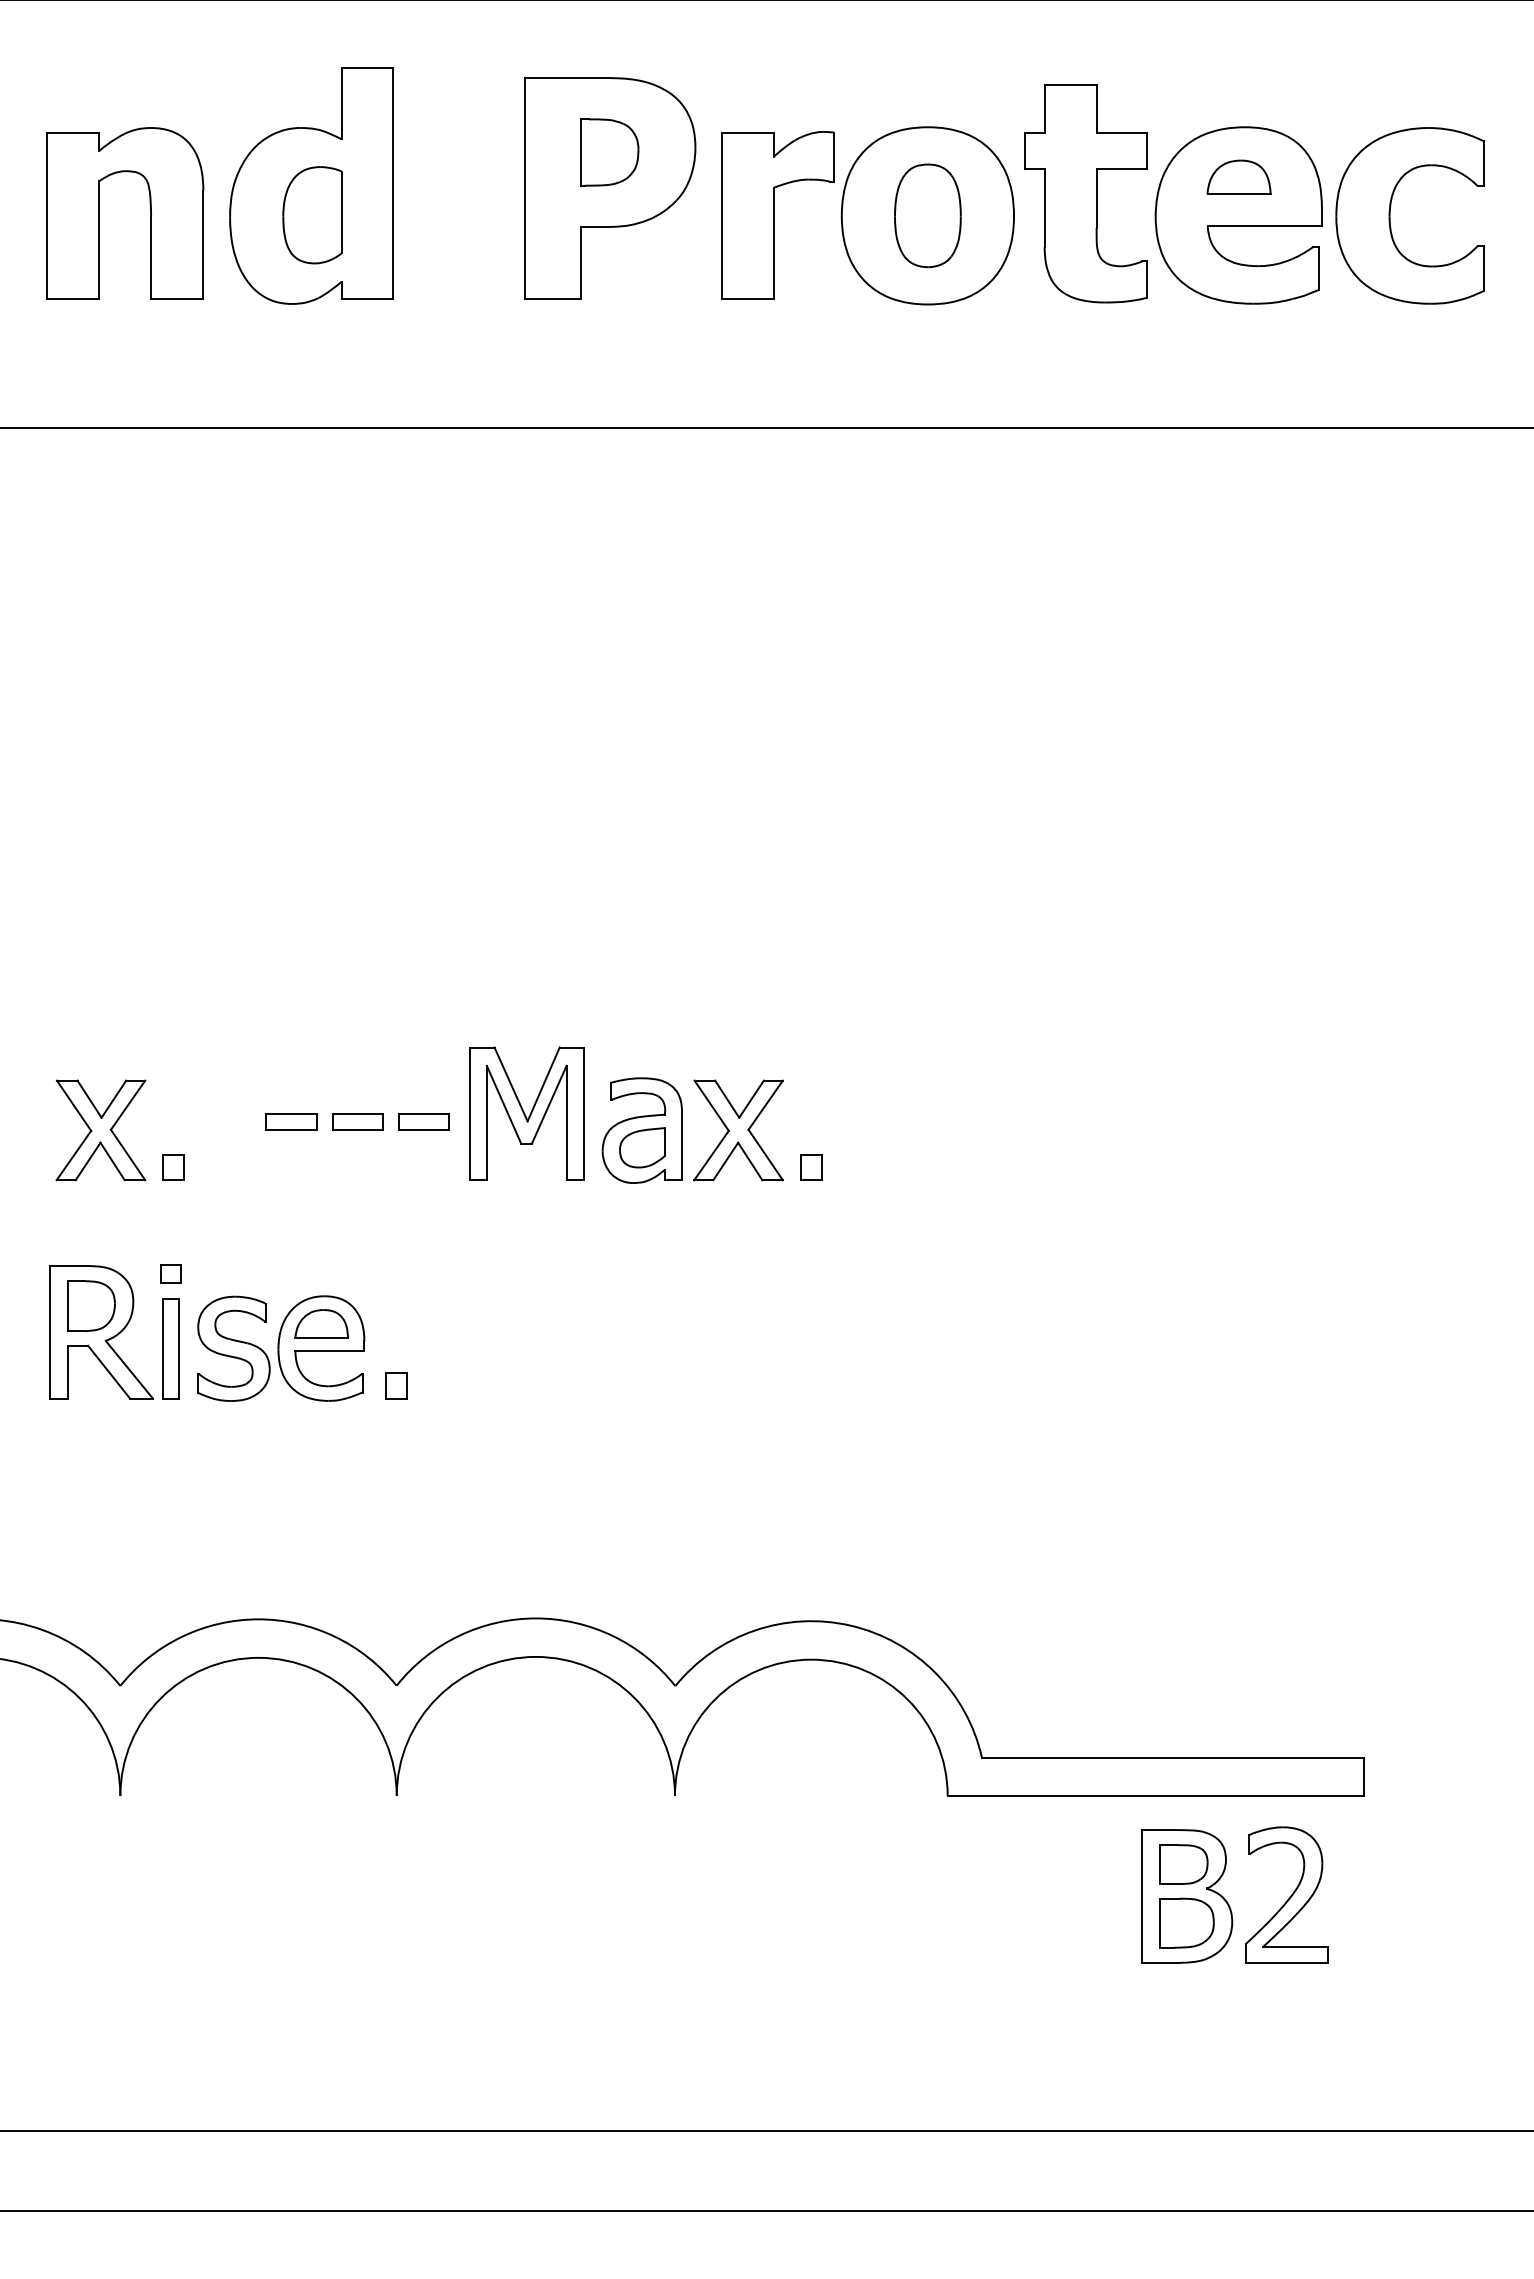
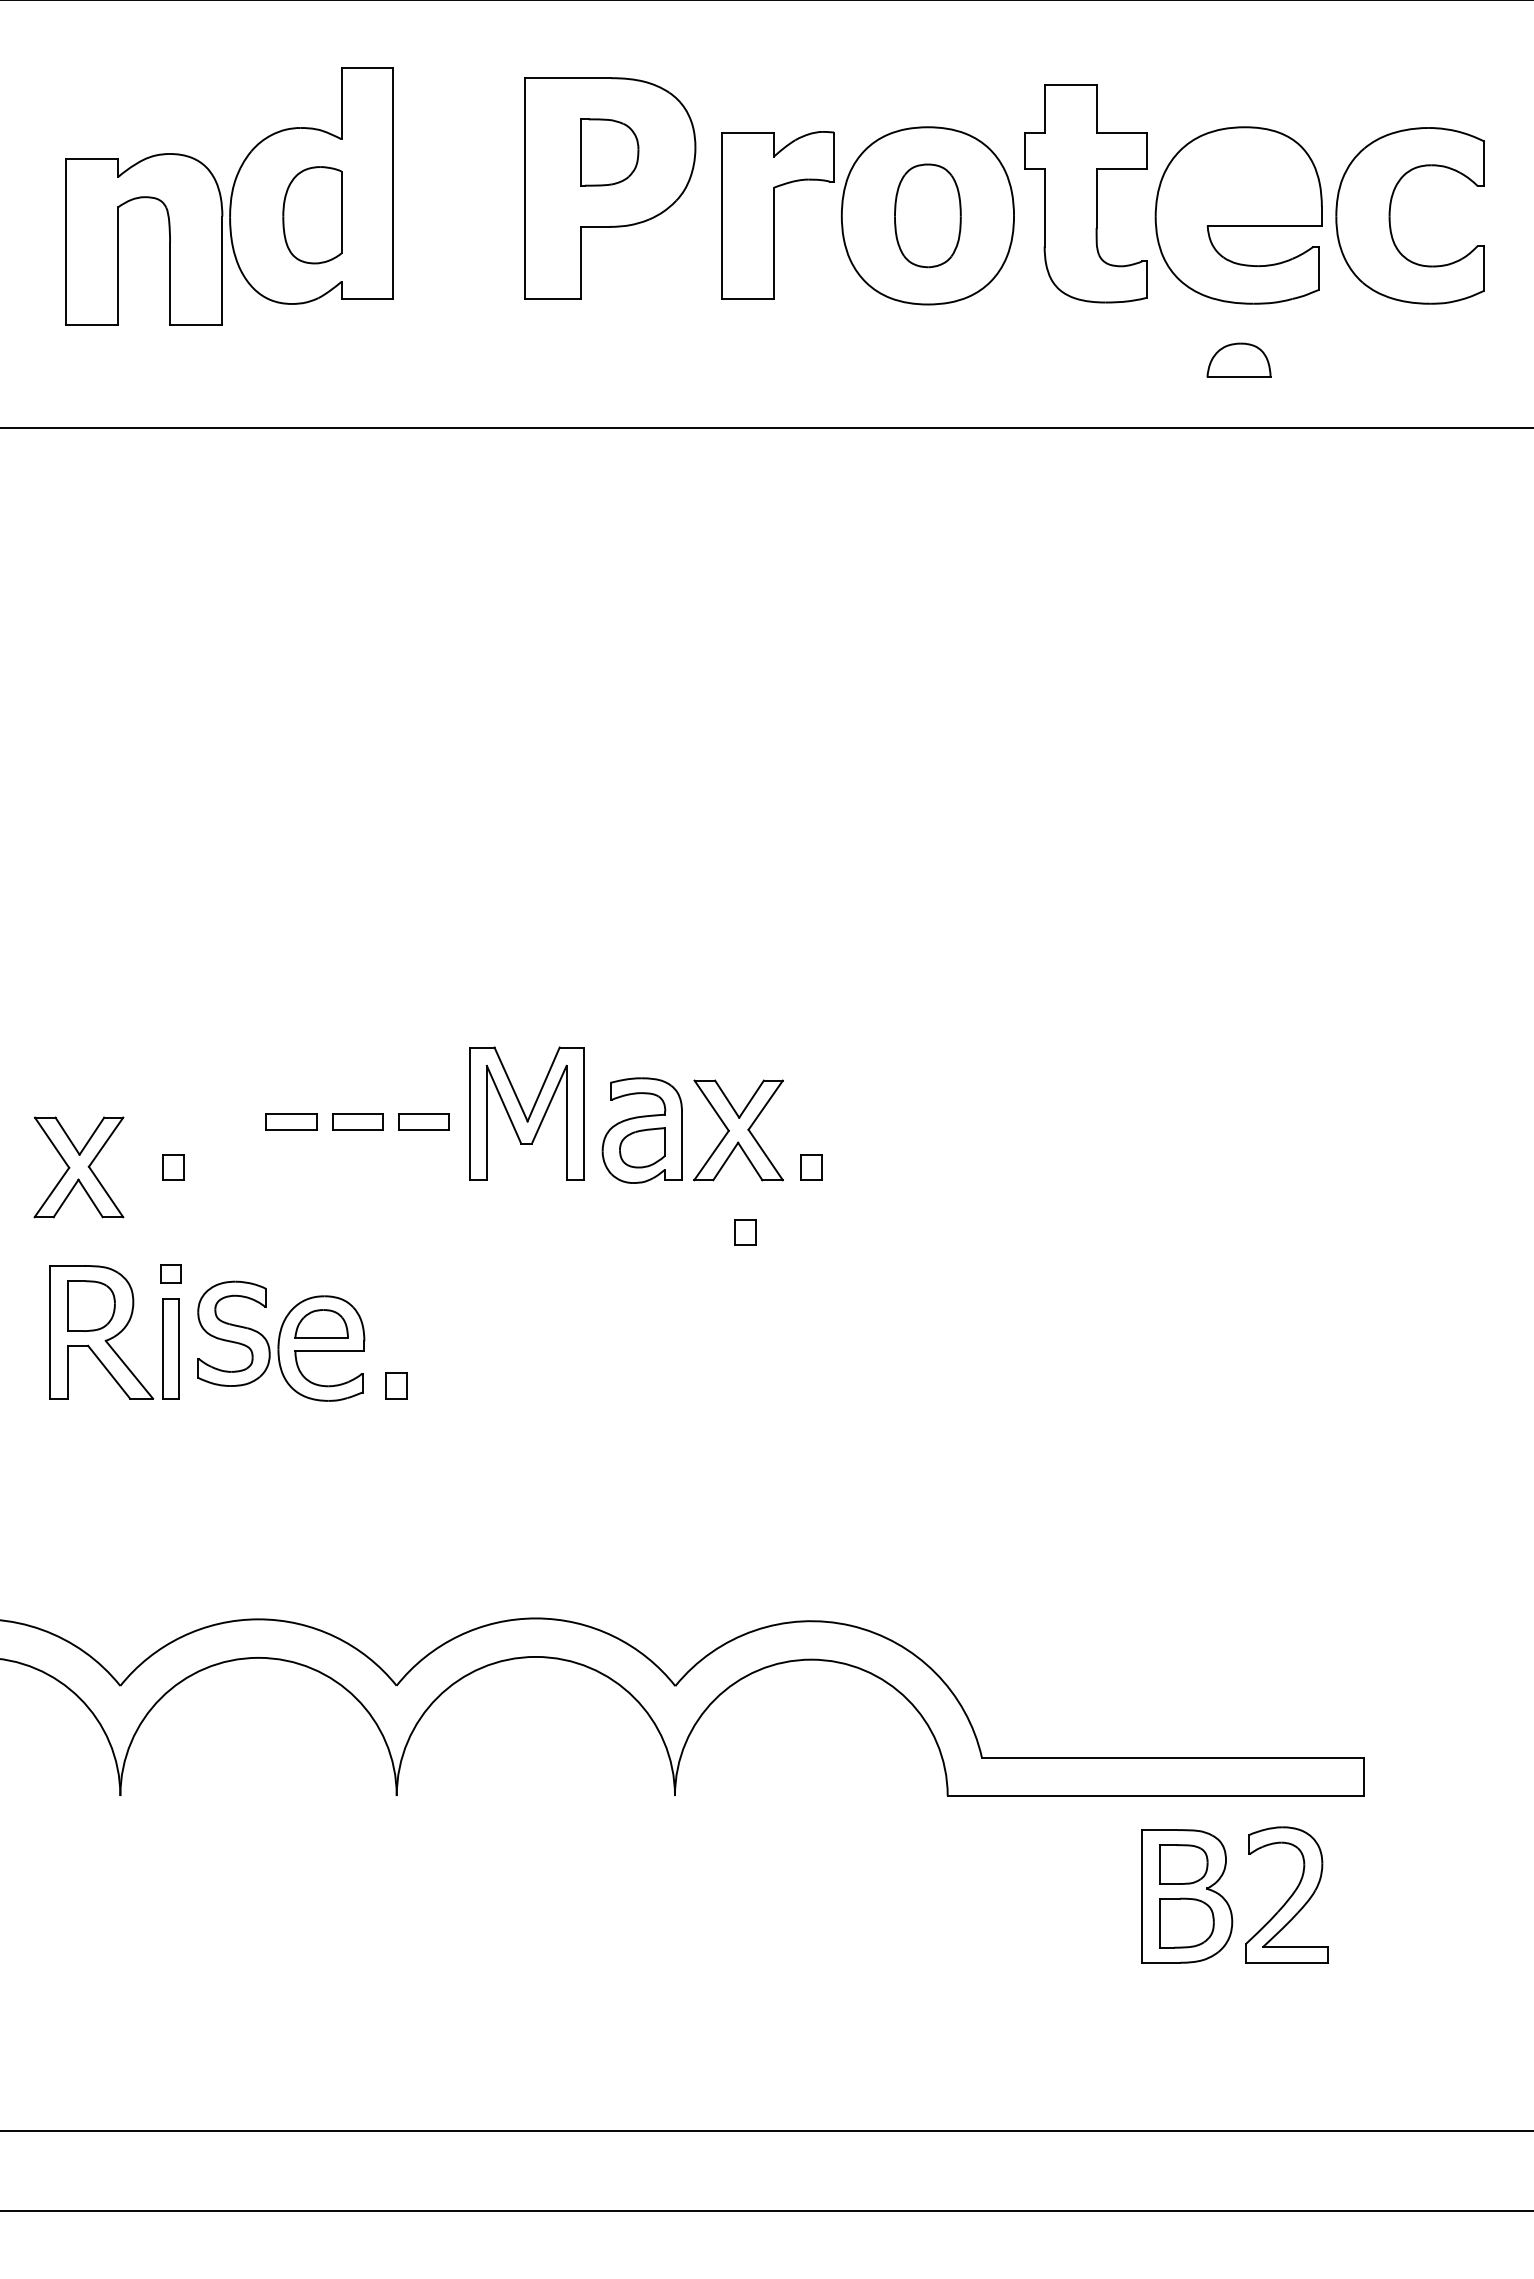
part position: (1238, 176) -> (1238, 359) (1238, 359)
part position: (150, 213) -> (169, 239) (169, 239)
part position: (100, 1130) -> (78, 1167) (78, 1167)
part: none -> present (745, 1232)
part position: (233, 1348) -> (233, 1333) (233, 1333)
